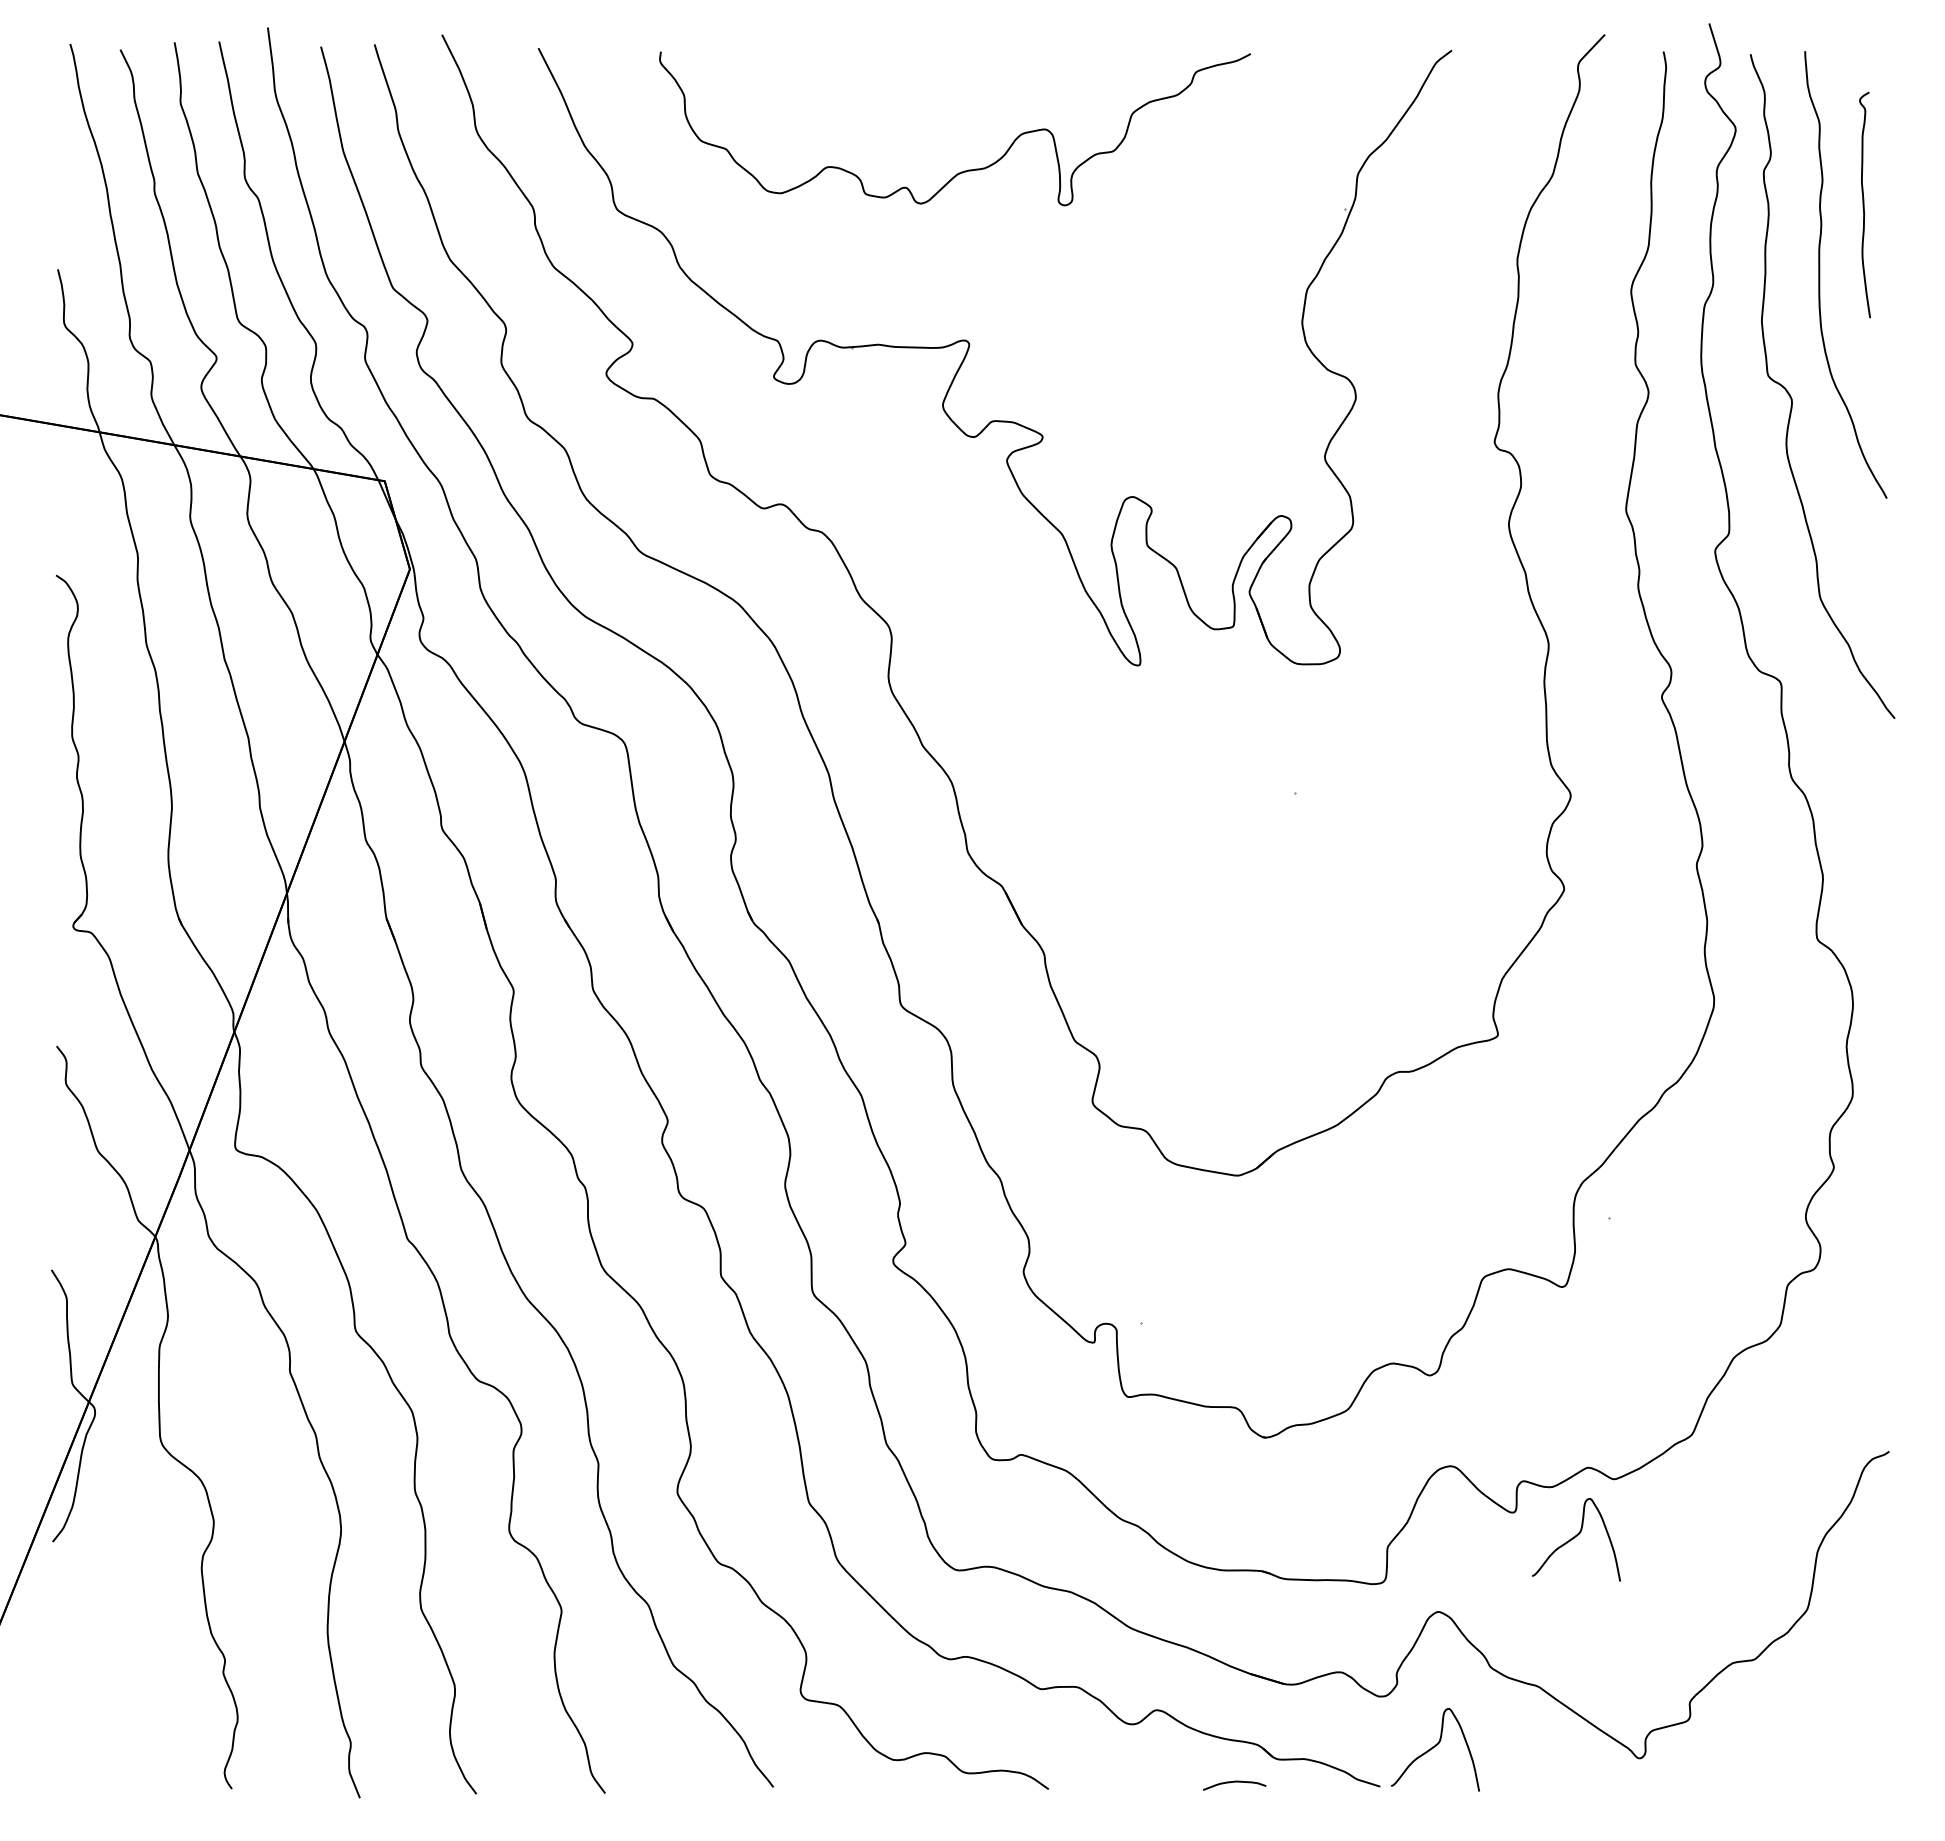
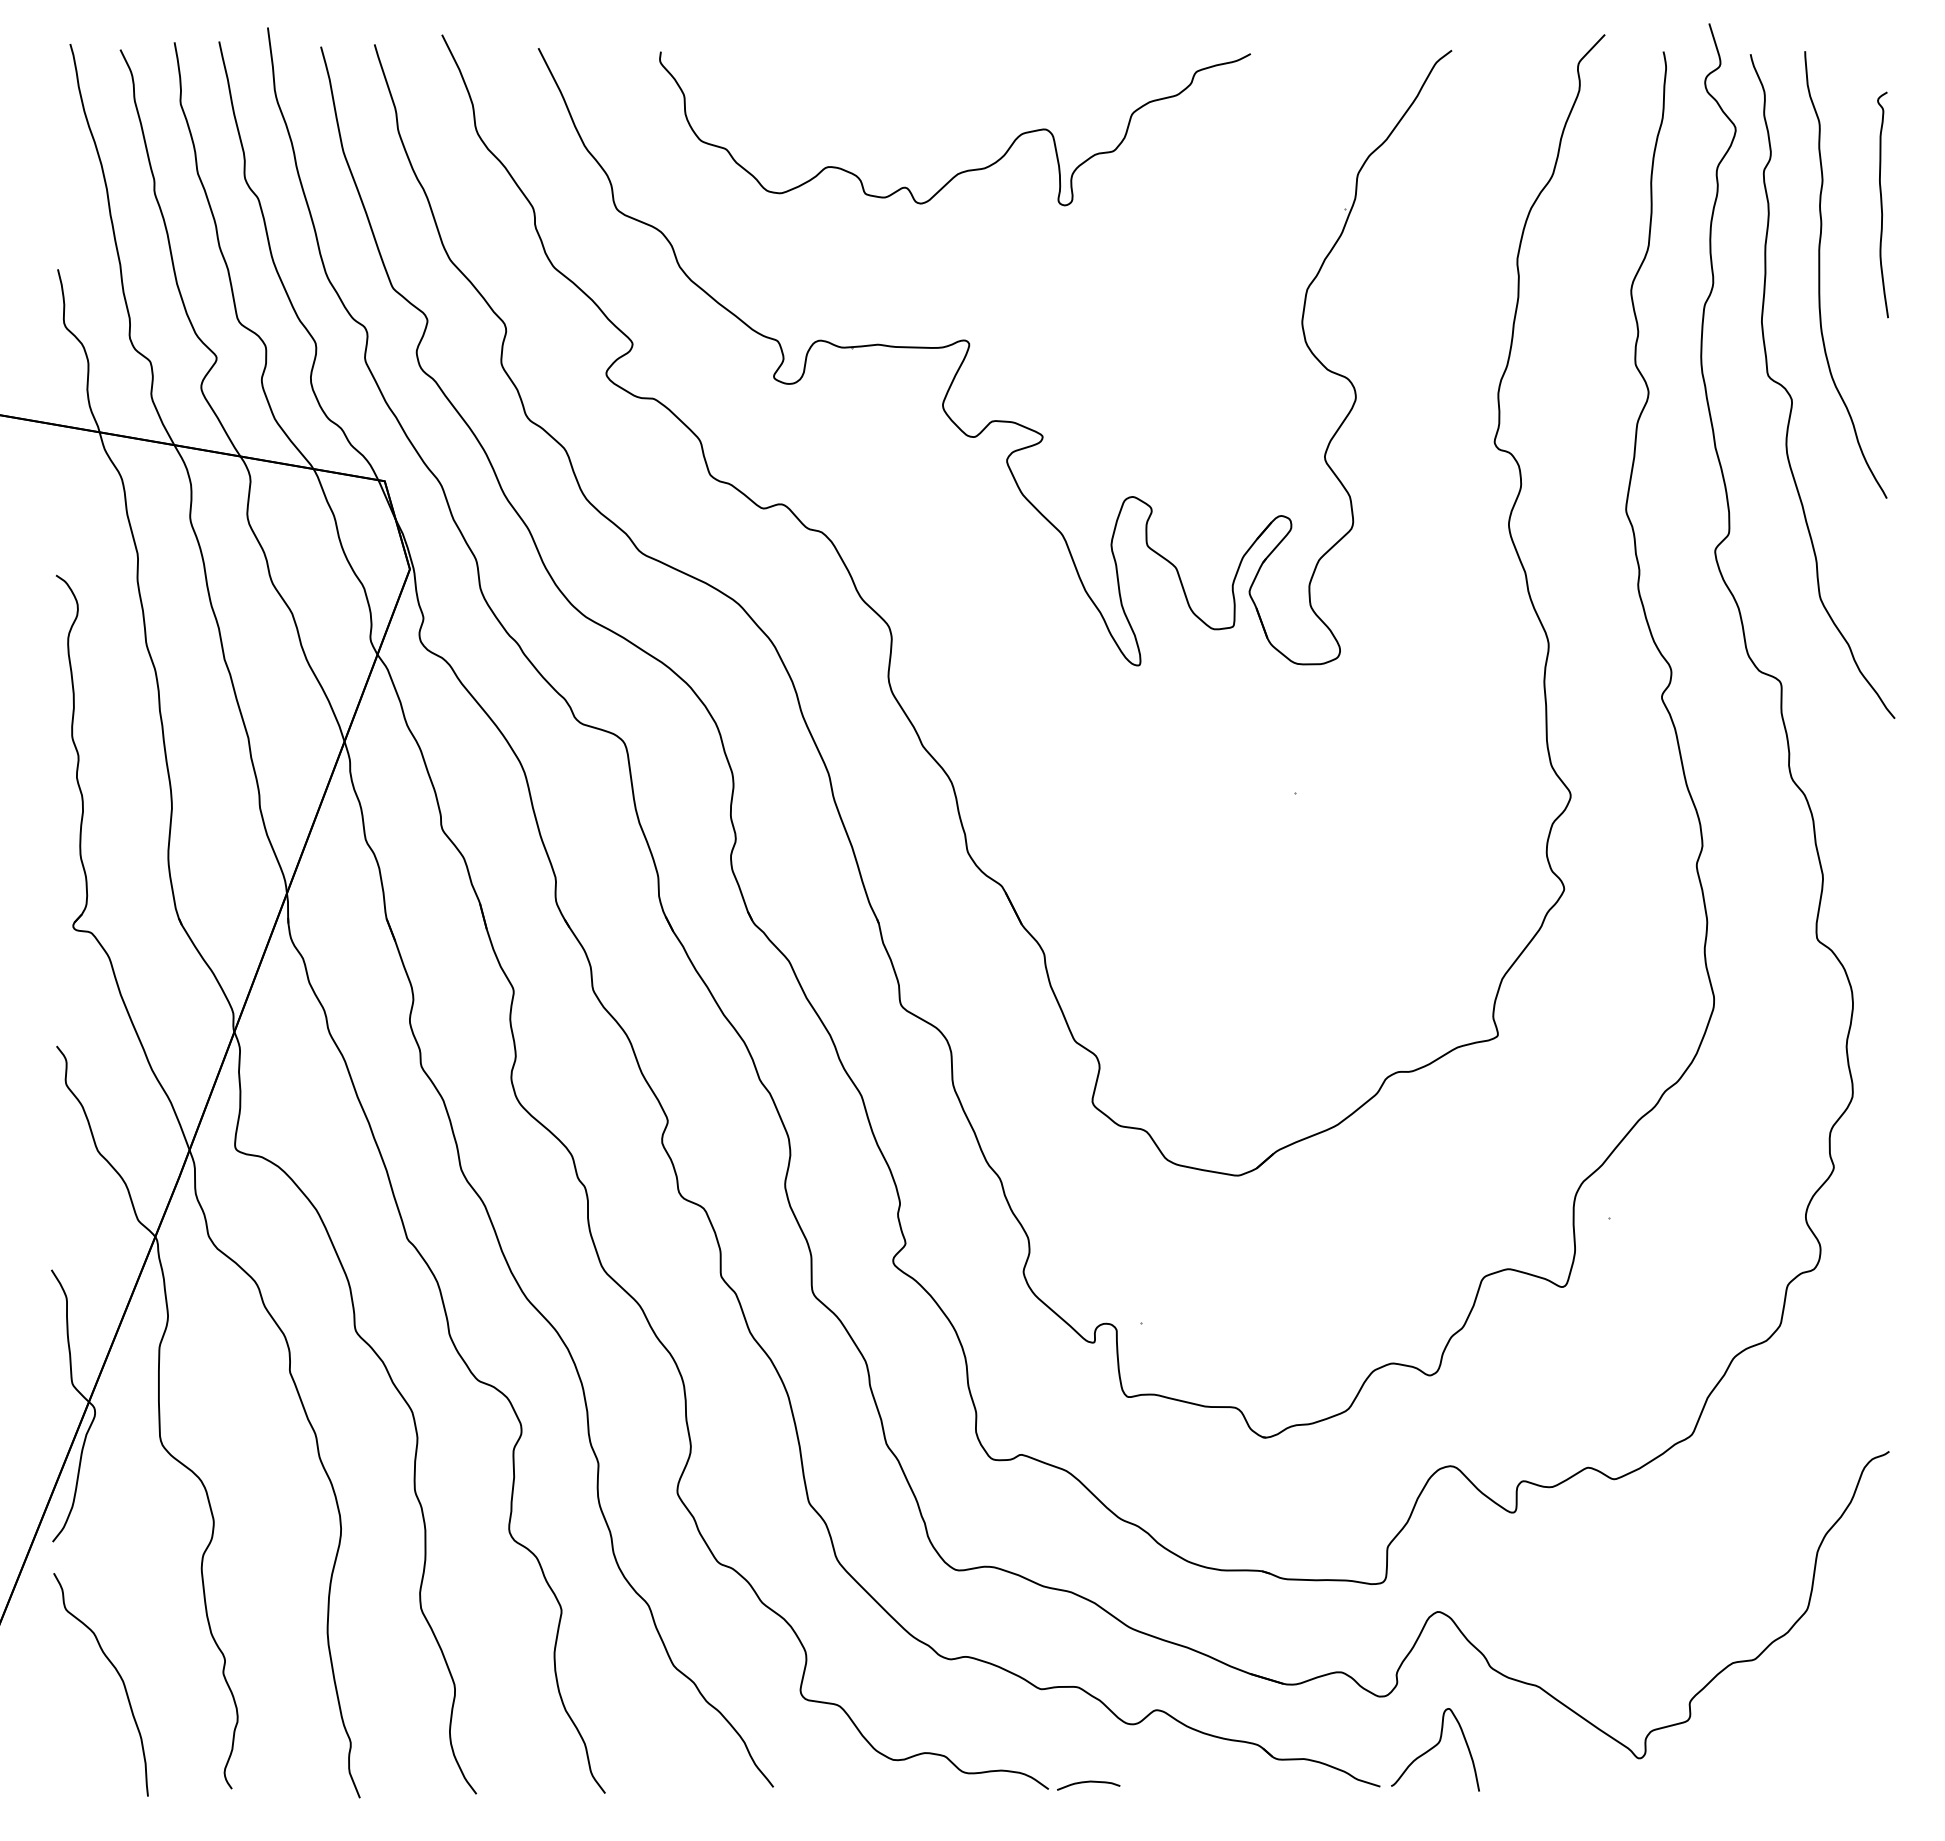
curve position: (1864, 204) -> (1882, 204) (1882, 204)
curve: present -> none (1575, 1537)
curve: none -> present (118, 1675)
curve position: (1234, 1782) -> (1088, 1782) (1088, 1782)
